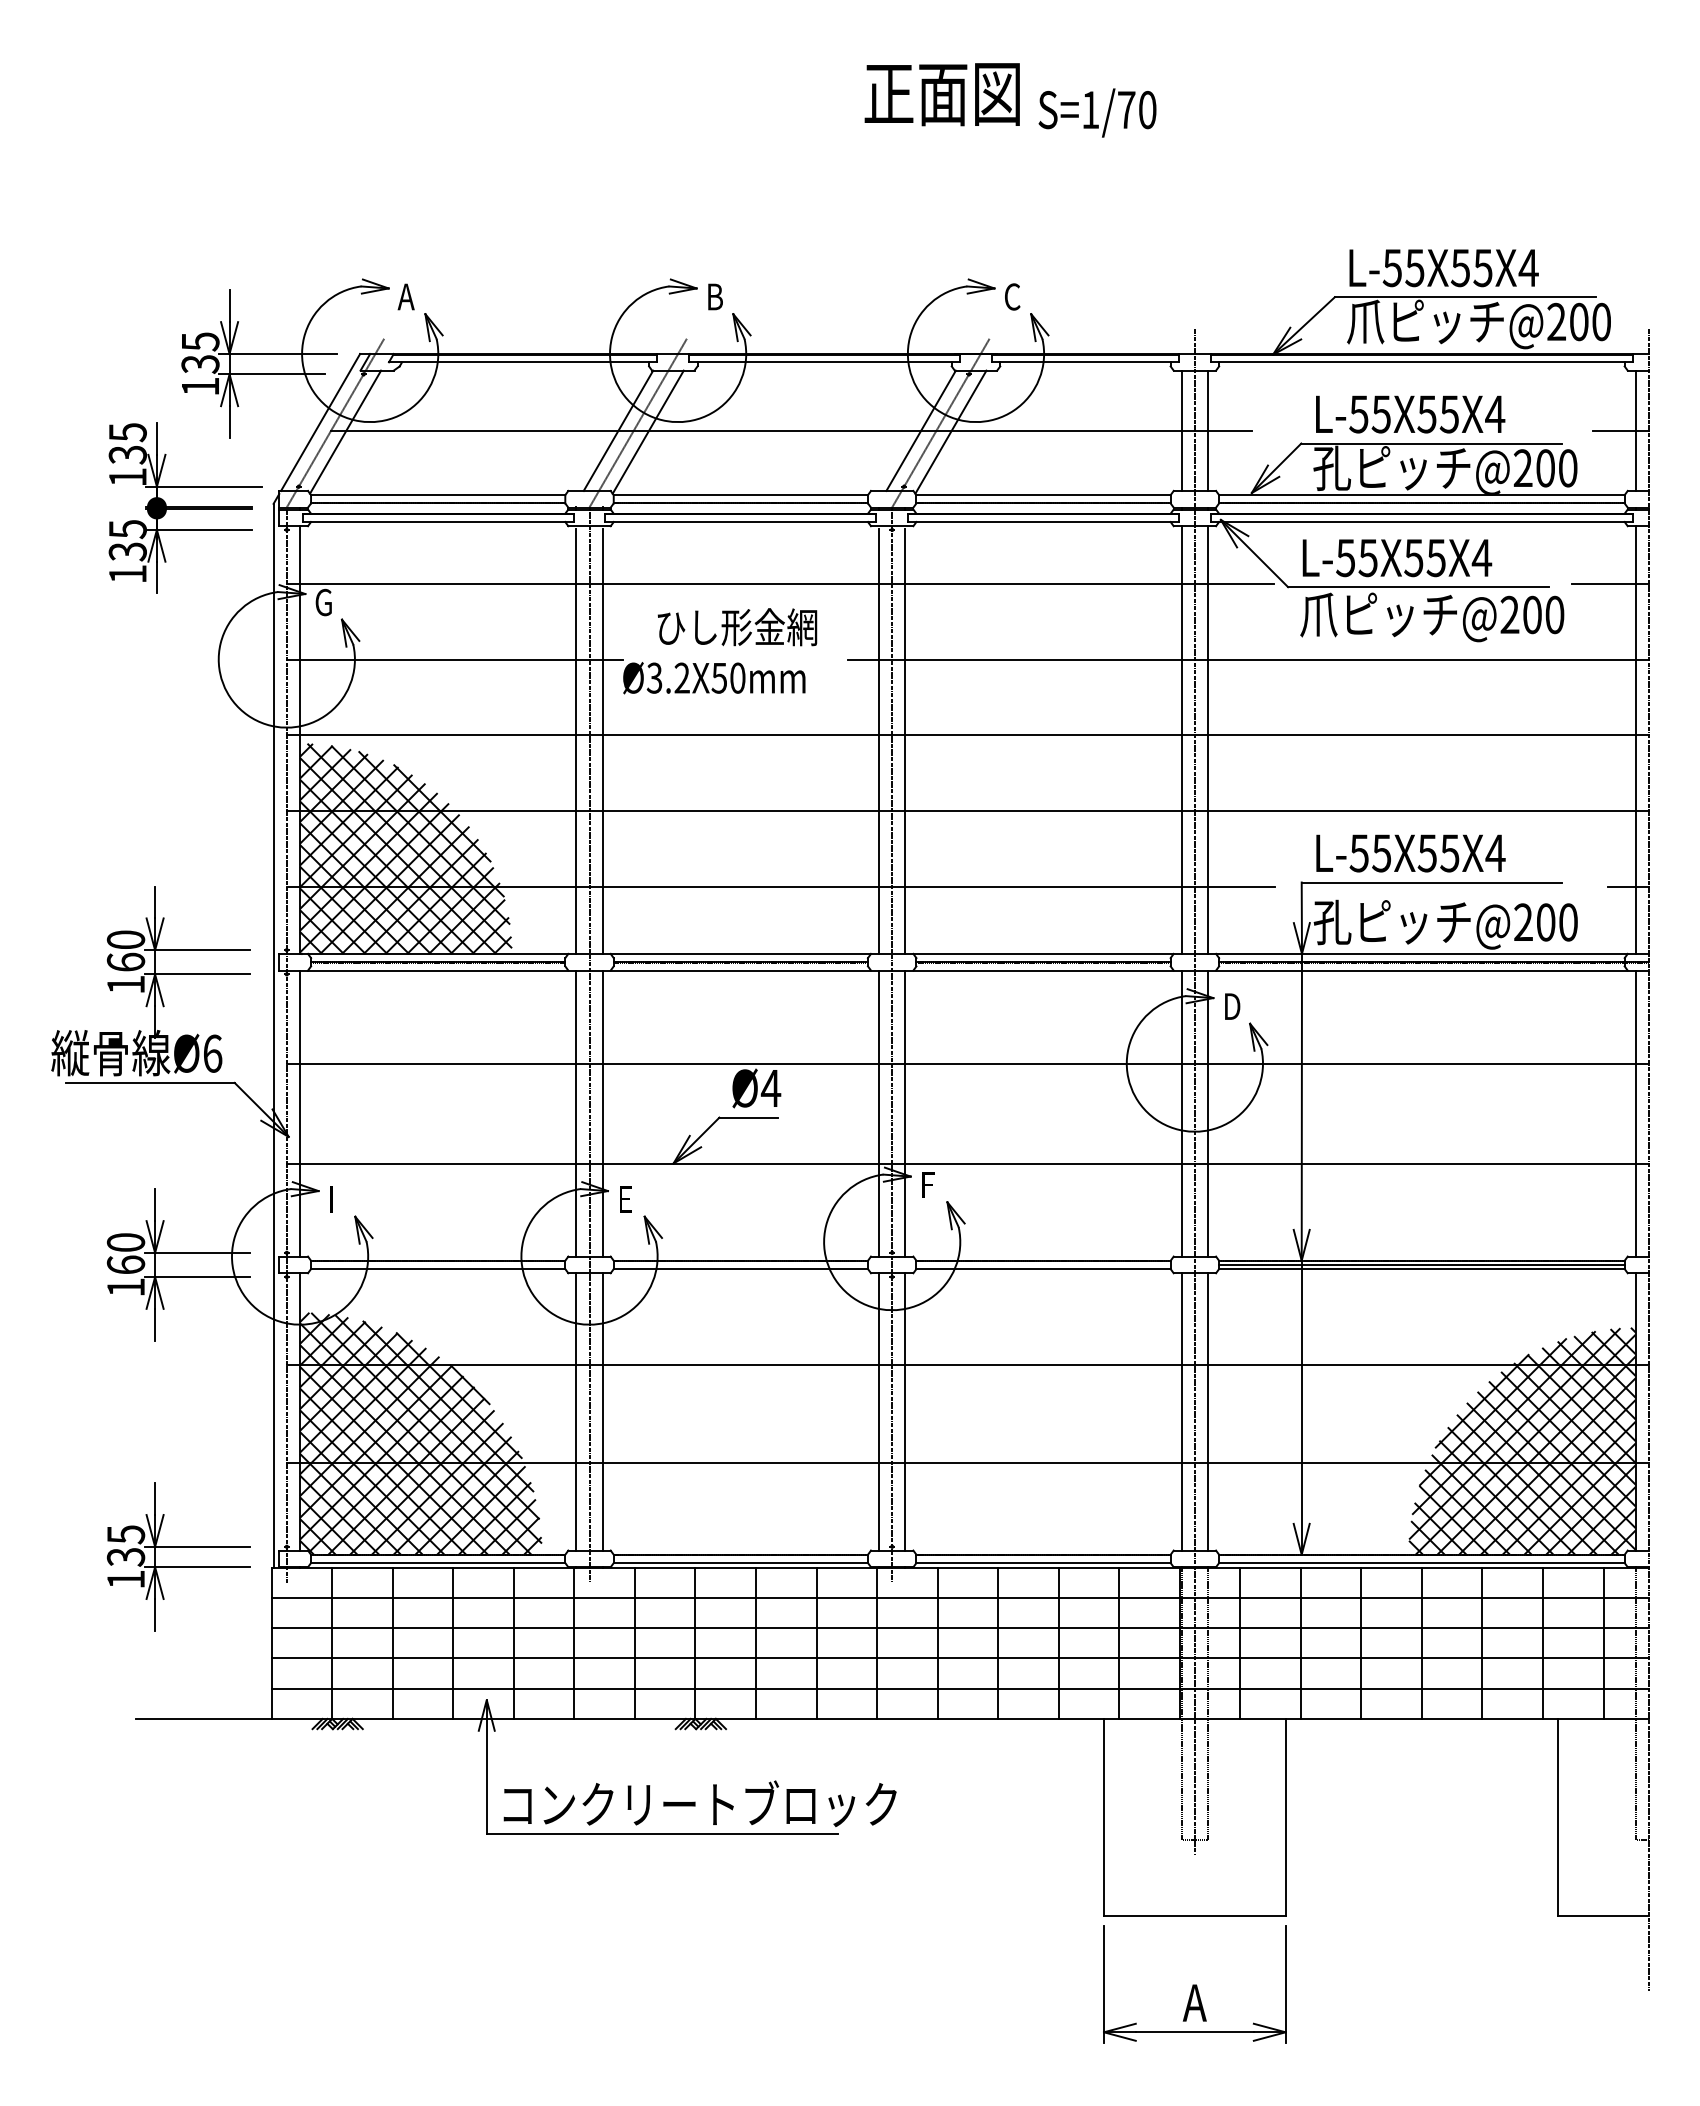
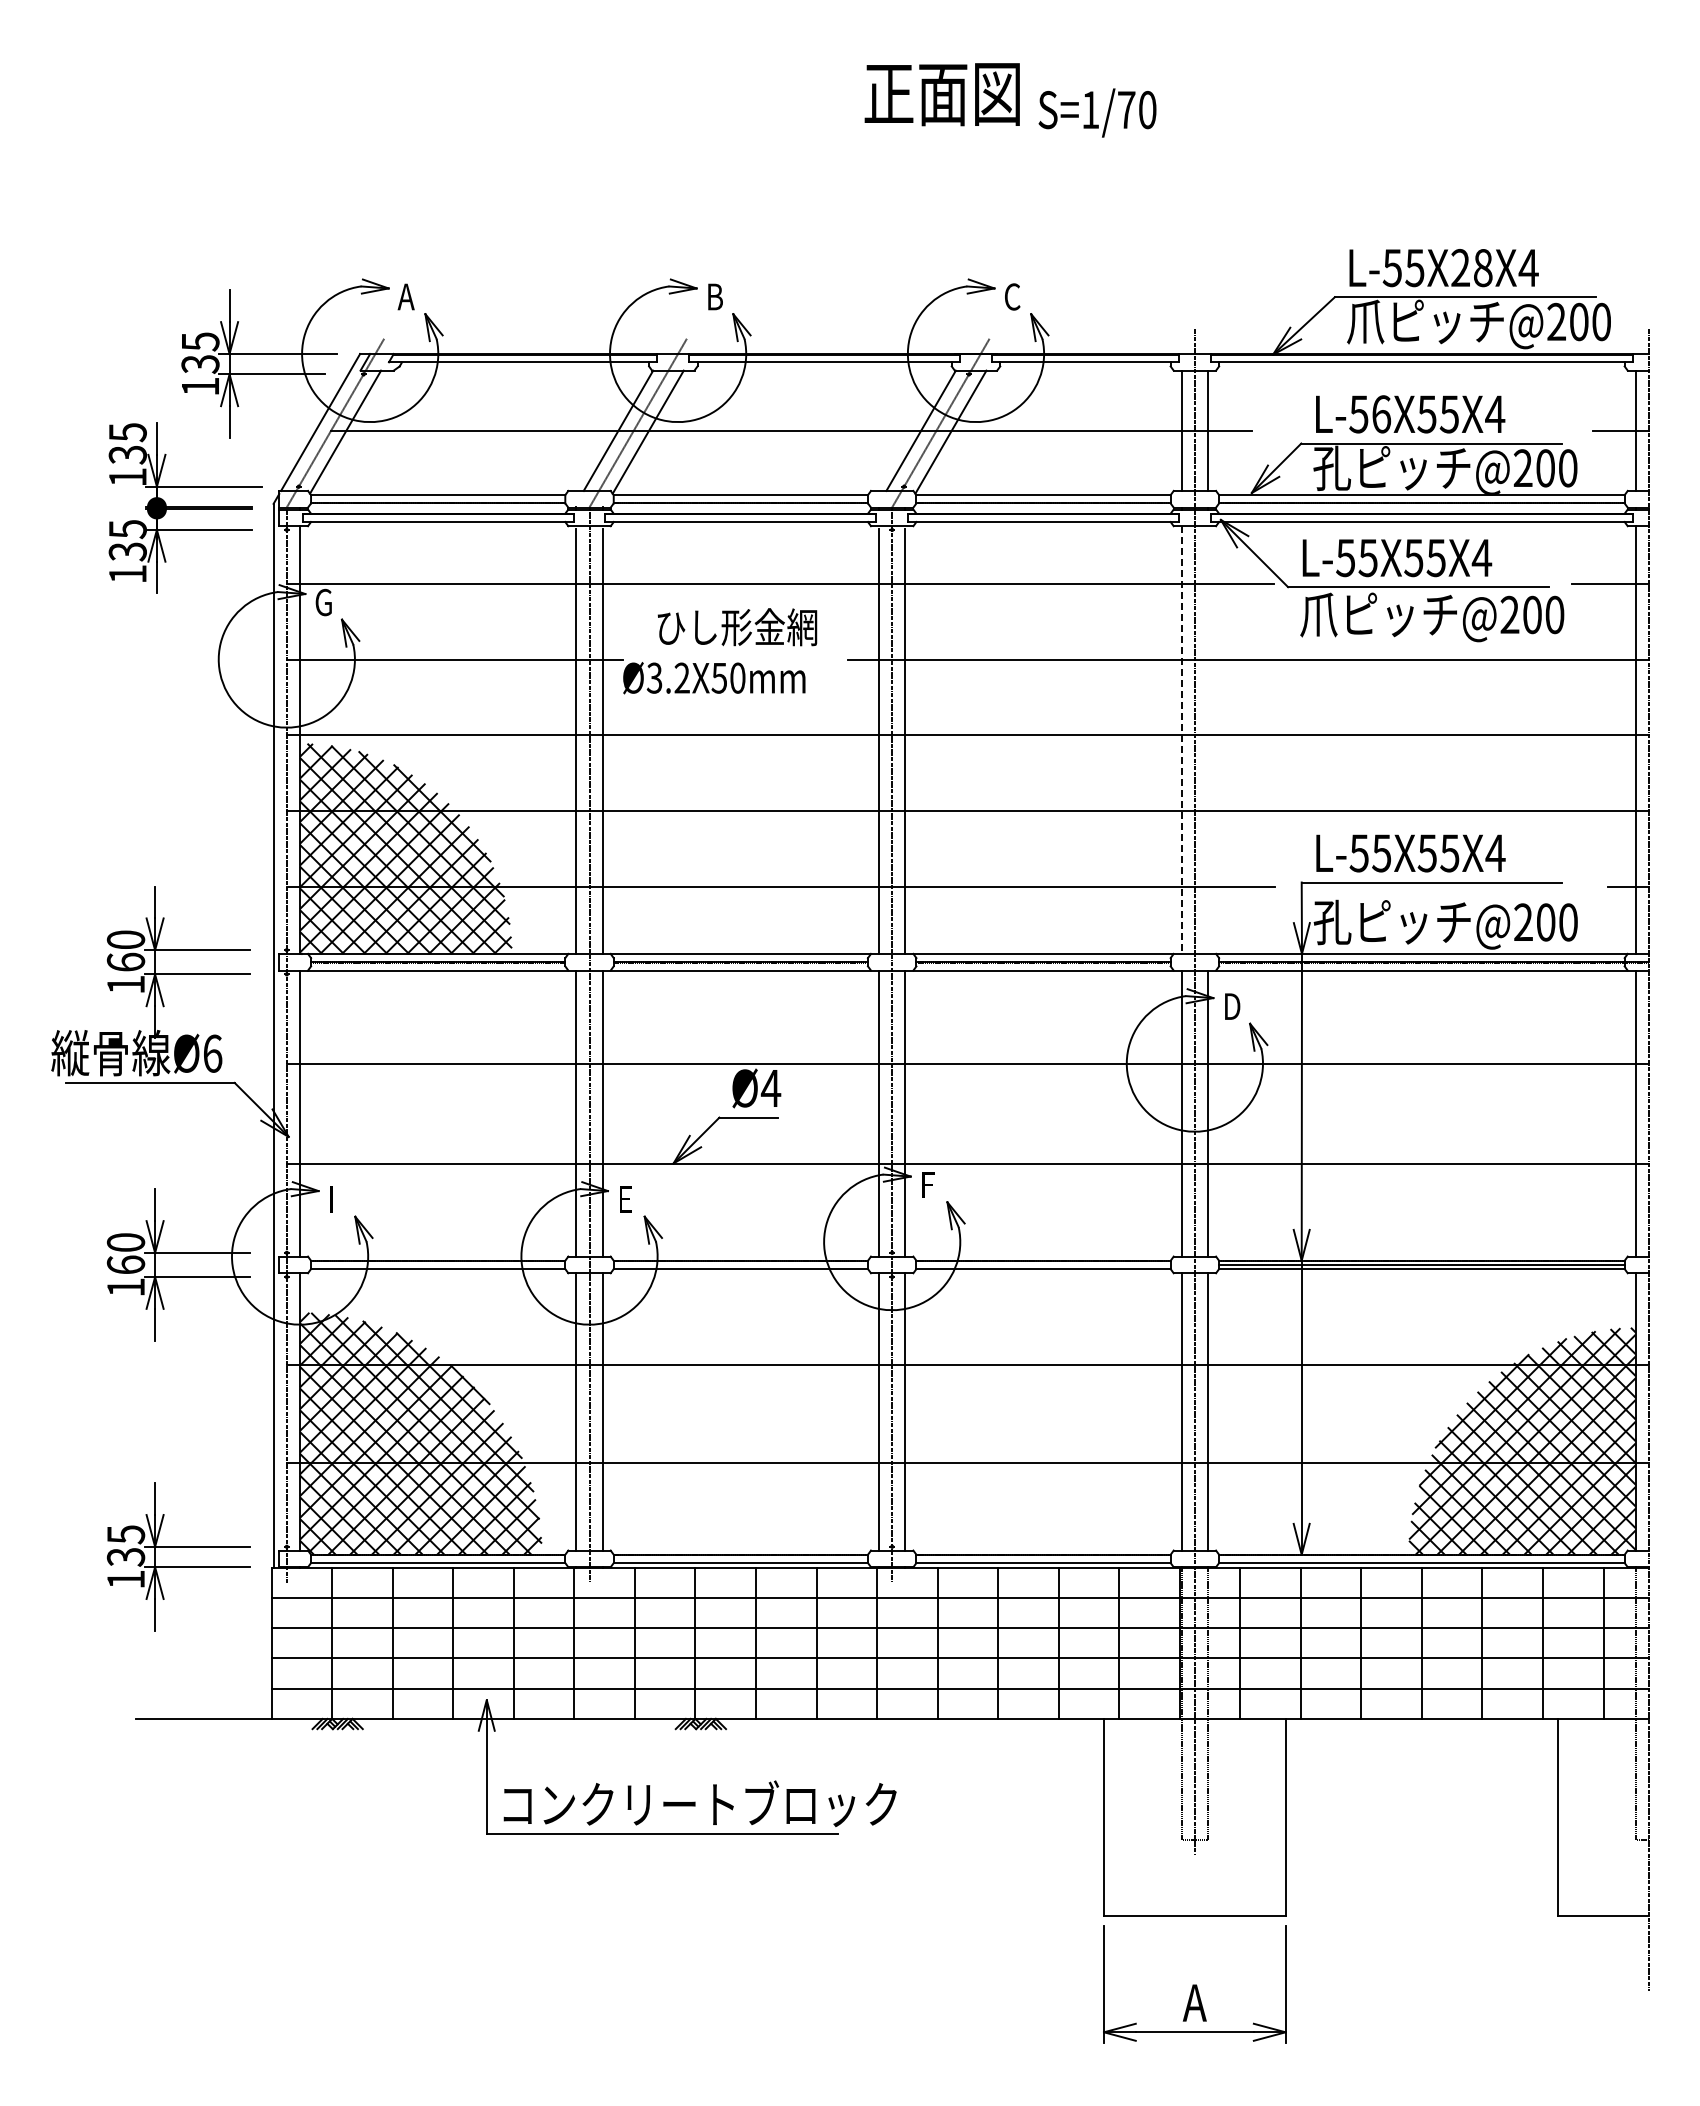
text: L-55X55X4 -> L-55X28X4 (1471, 267)
text: L-55X55X4 -> L-56X55X4 (1381, 414)
line: present -> none (1208, 739)
line: solid -> dashed (1181, 740)
